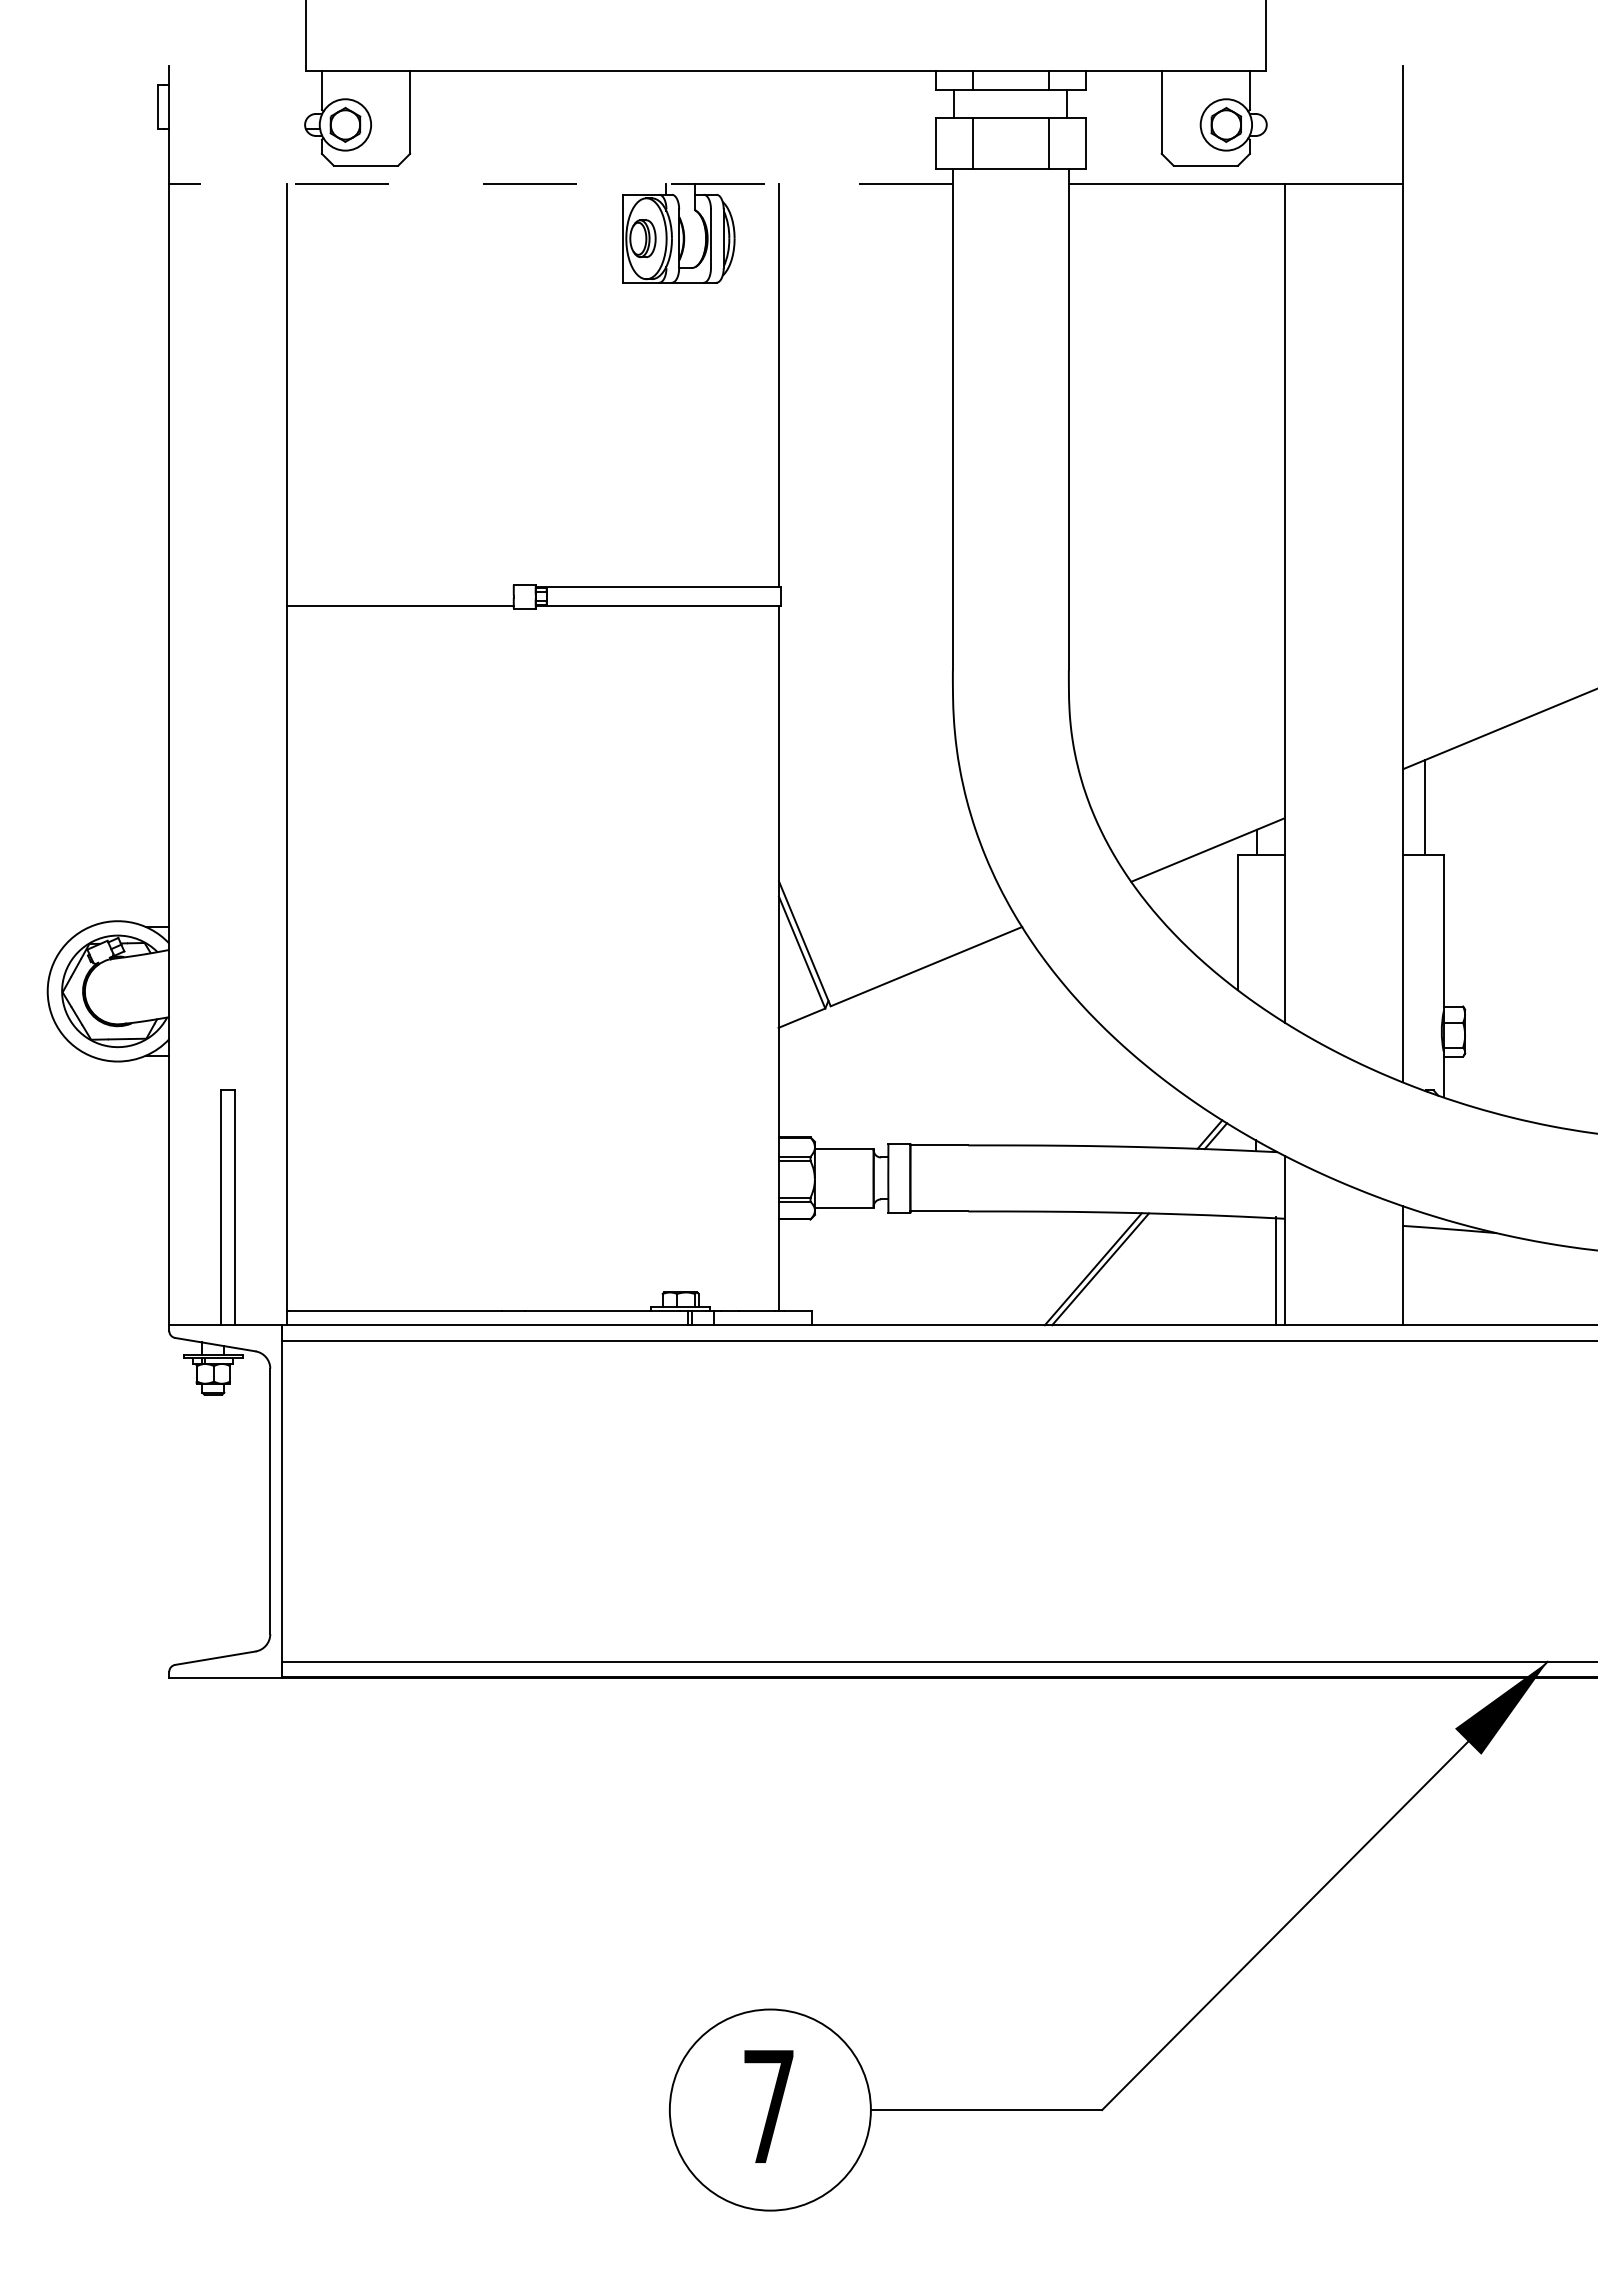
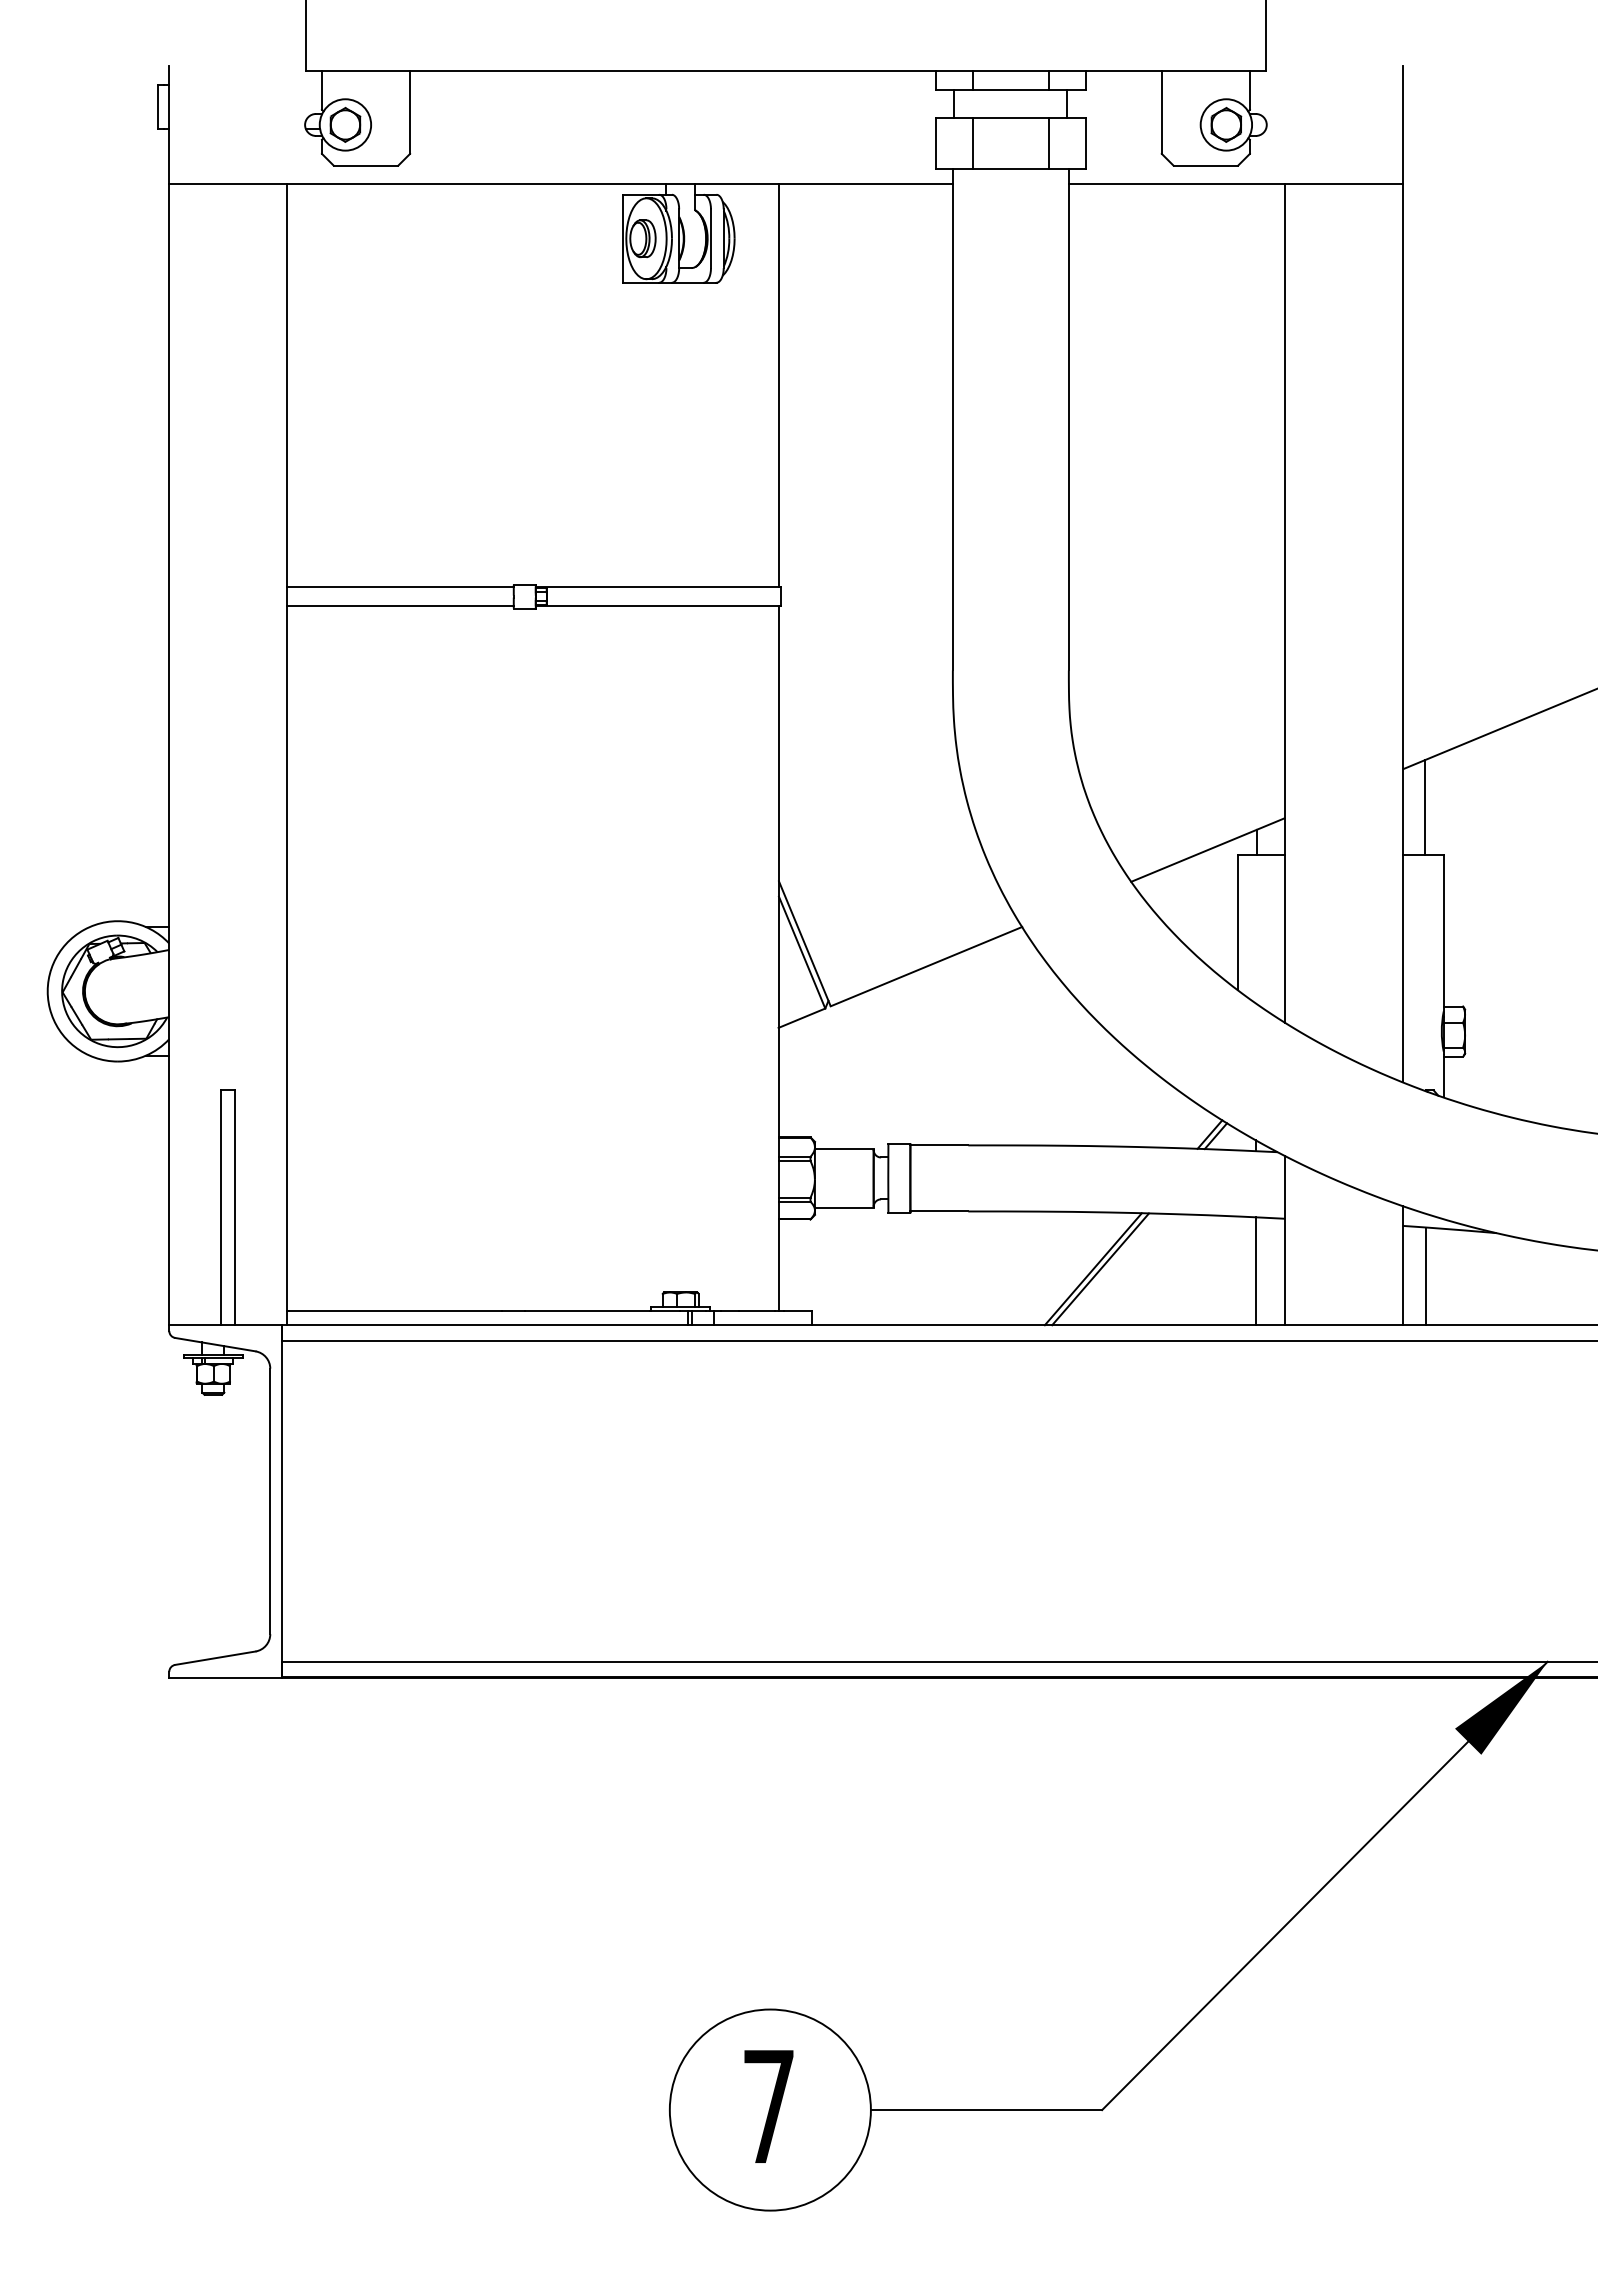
line: dashed -> solid (561, 183)
line: none -> present (399, 587)
line position: (1275, 1271) -> (1255, 1271) (1255, 1271)
line: none -> present (1426, 1276)
